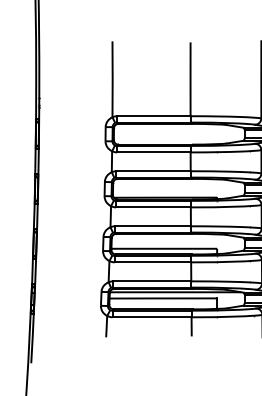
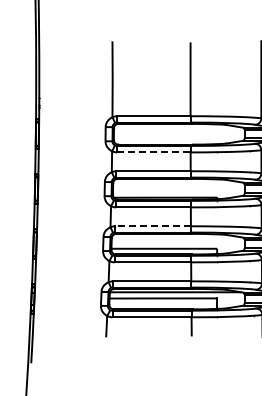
line: solid -> dashed (153, 152)
line: solid -> dashed (152, 226)
